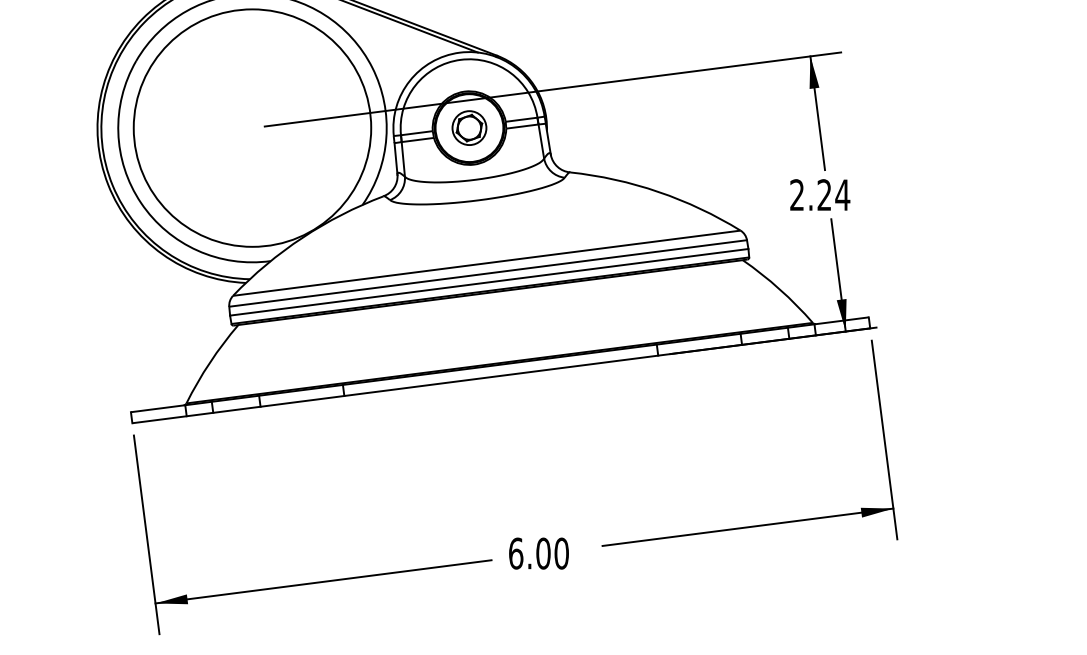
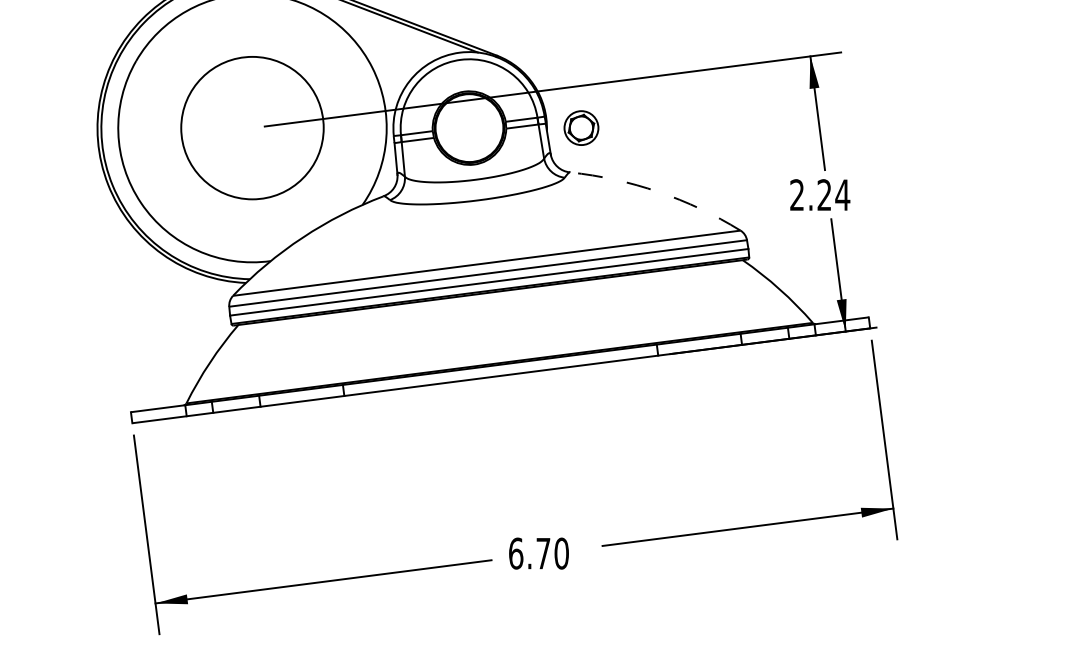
circle diameter: 237 px -> 142 px (252, 127)
part position: (469, 127) -> (581, 127) (581, 127)
arc: solid -> dashed (658, 191)
text: 6.00 -> 6.70 (543, 553)
